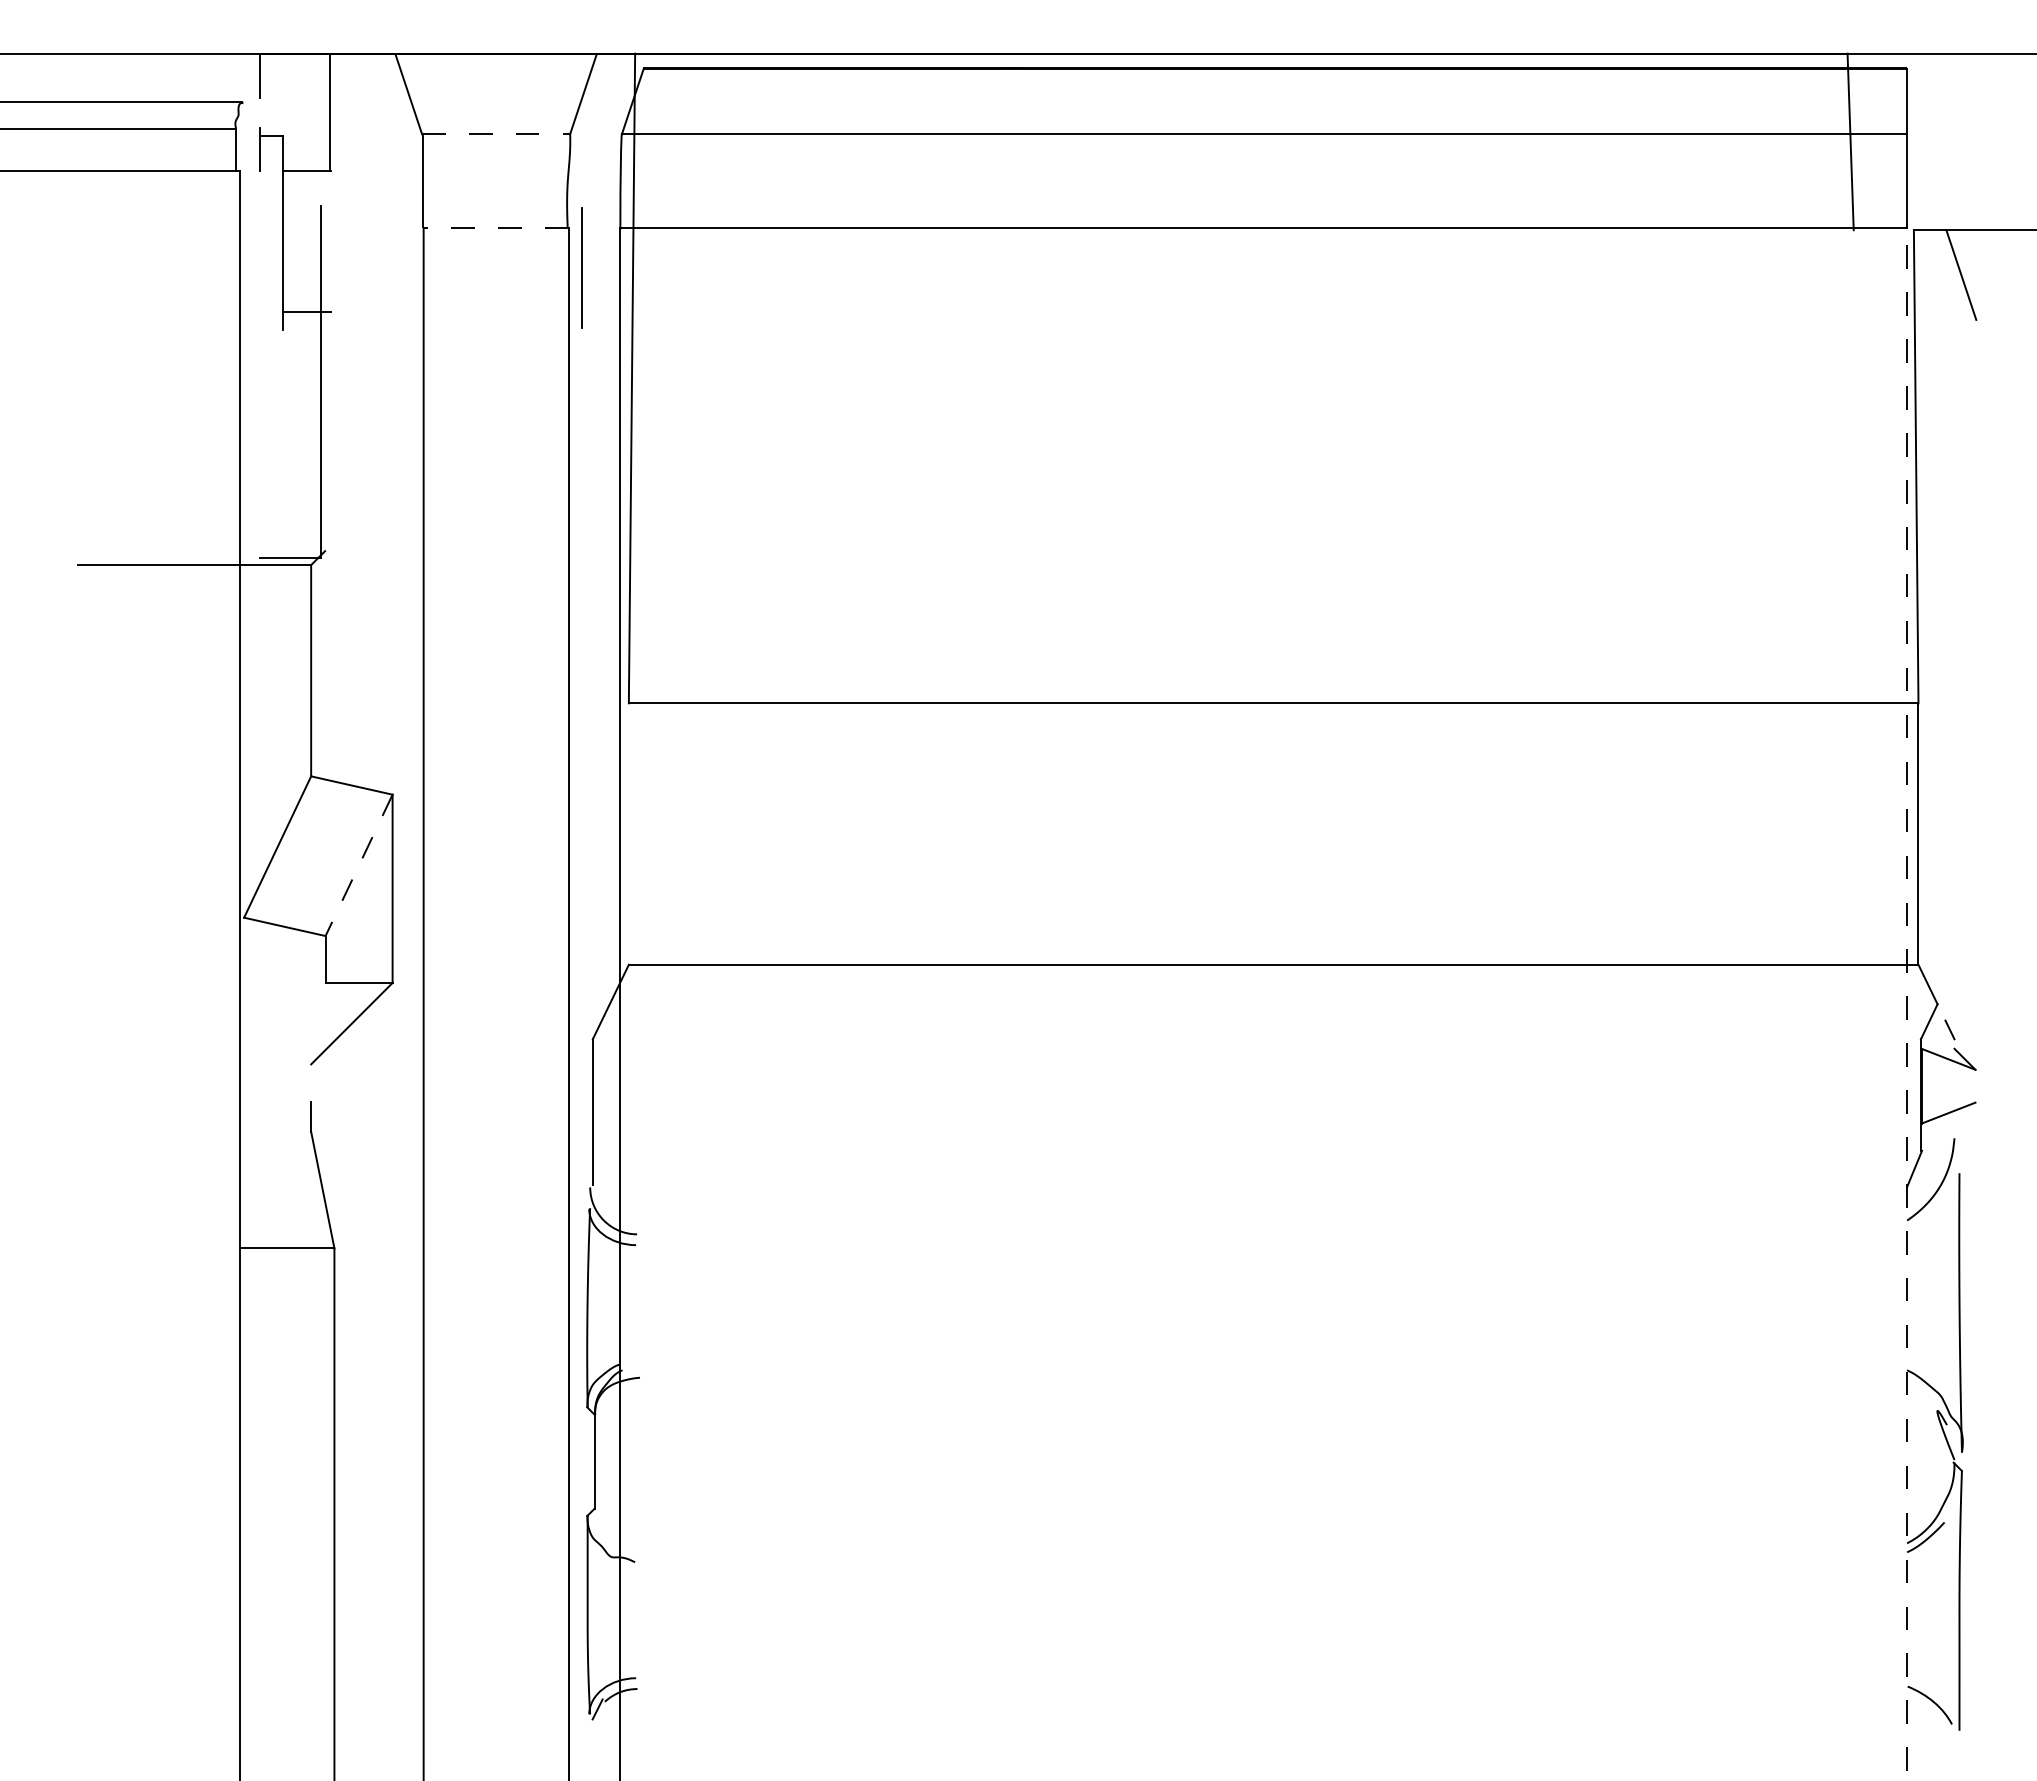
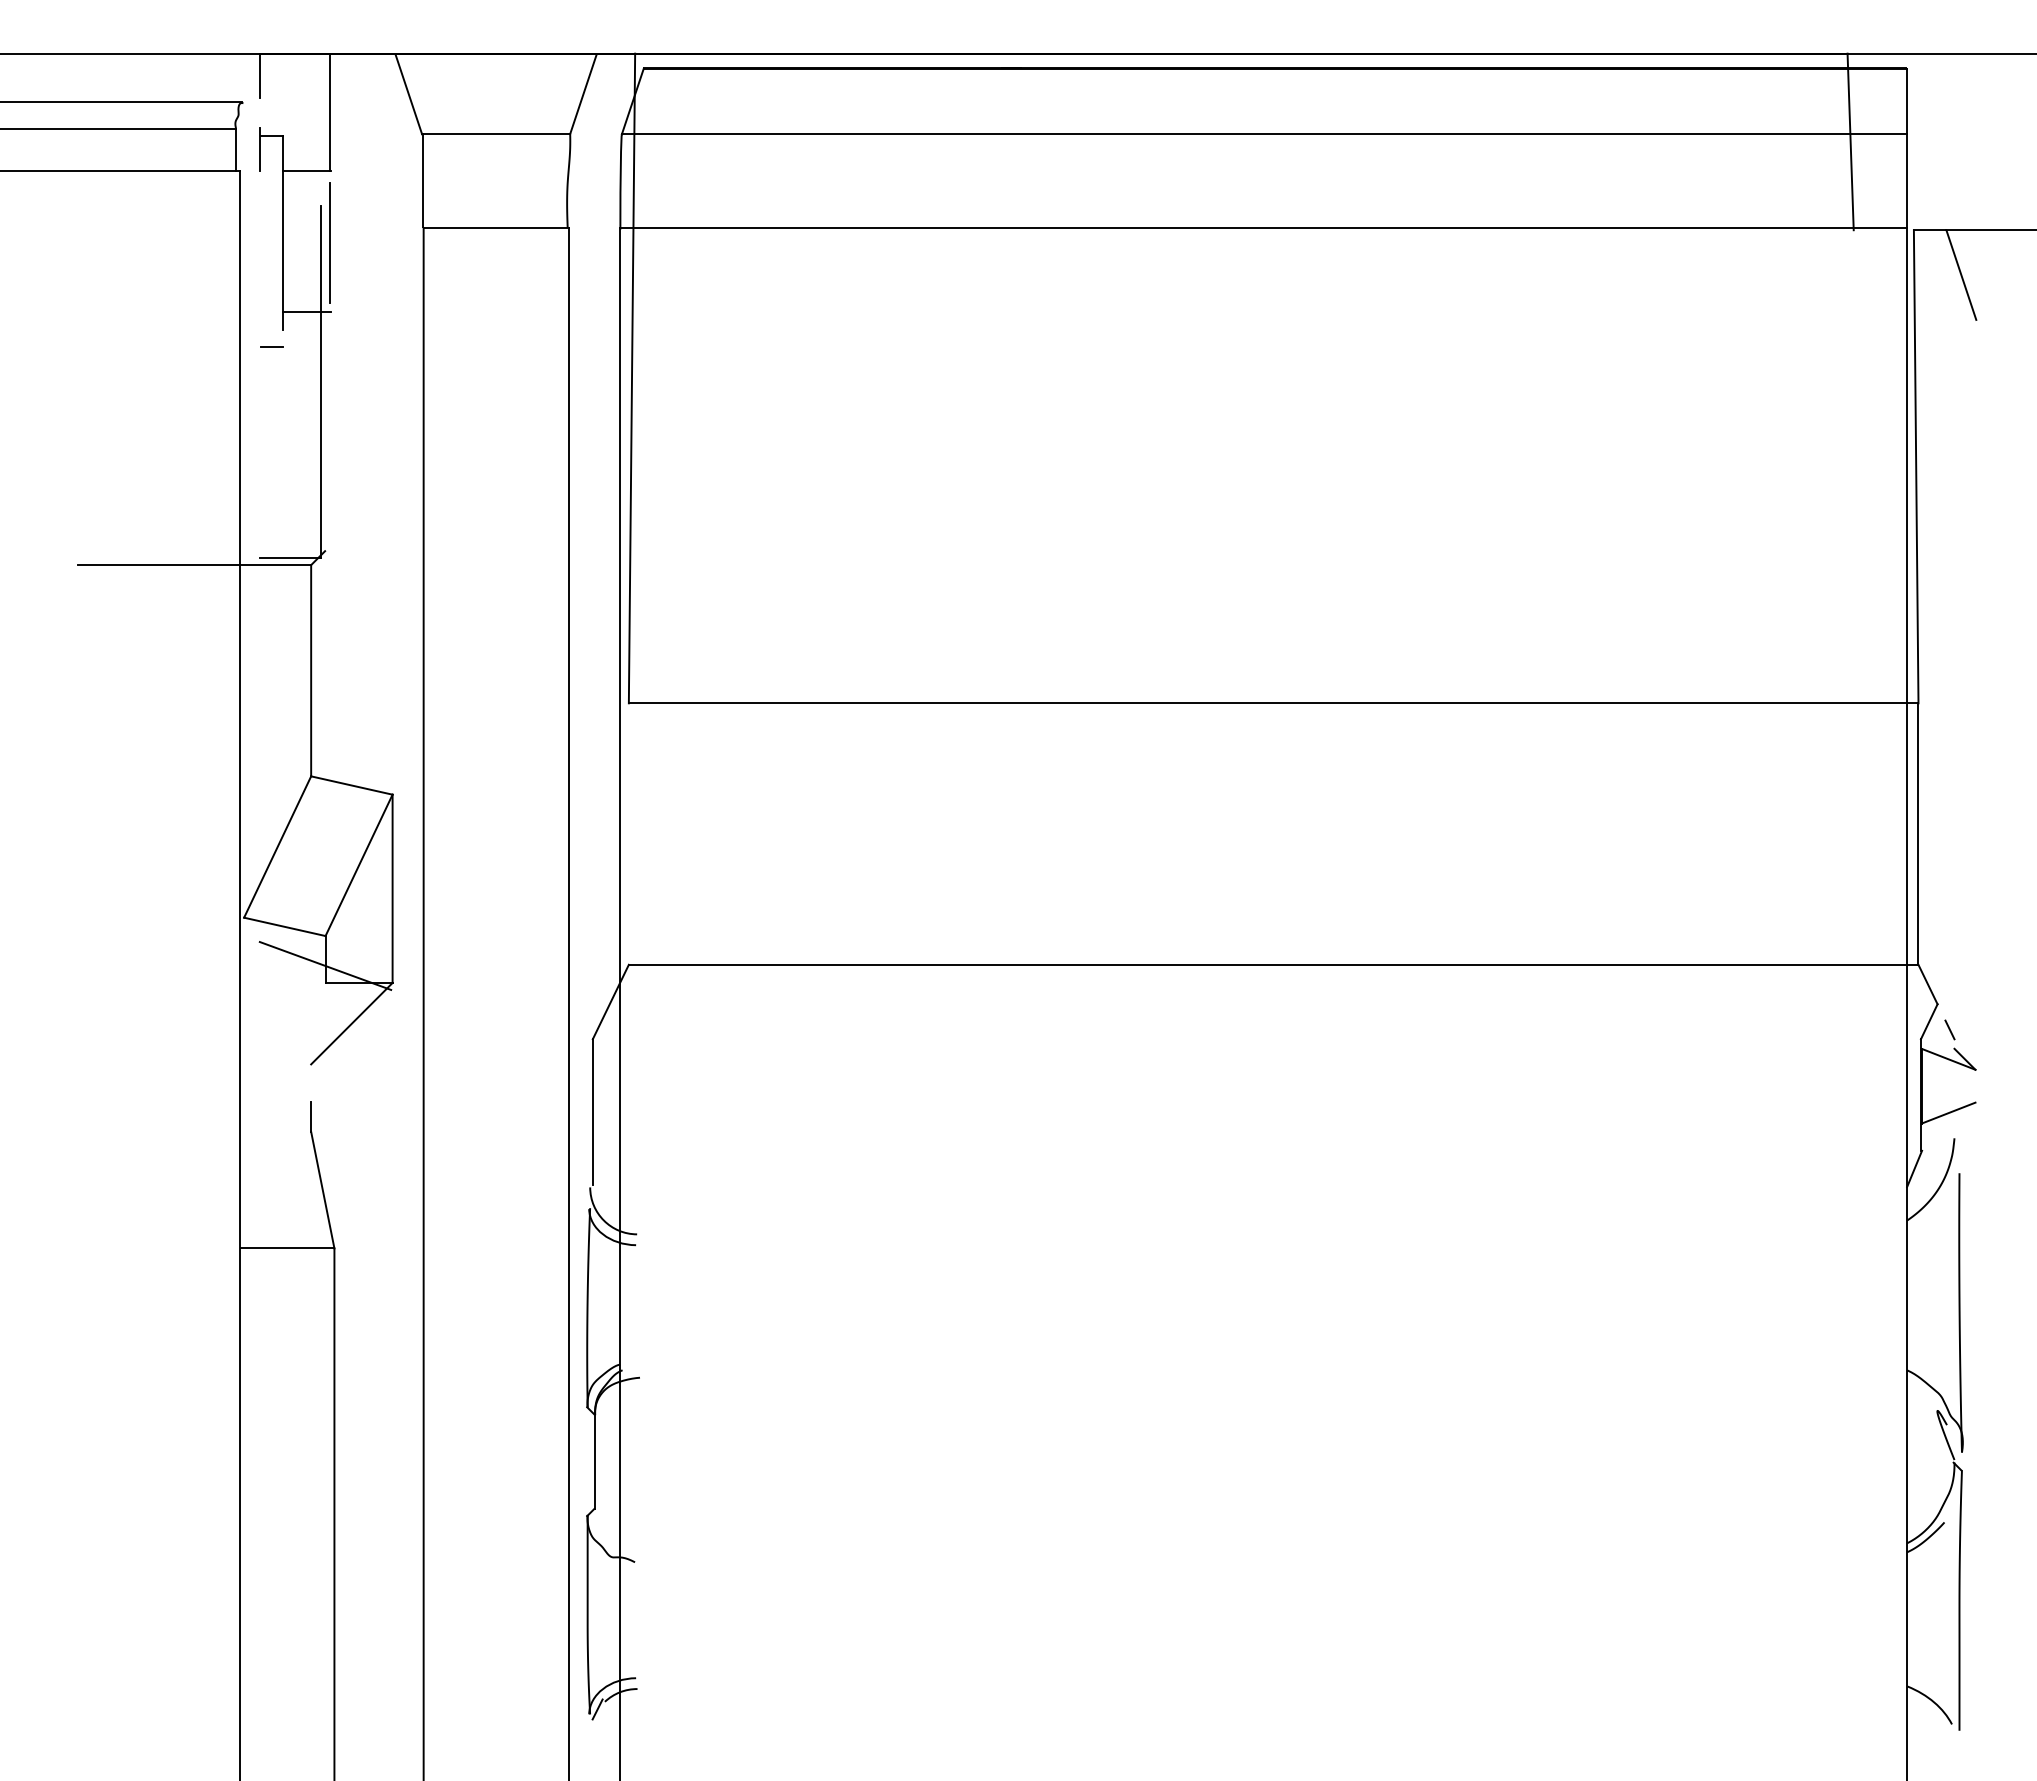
line: dashed -> solid (496, 134)
line: dashed -> solid (495, 228)
line position: (581, 267) -> (329, 242) (329, 242)
line: none -> present (271, 346)
line: dashed -> solid (358, 865)
line: none -> present (325, 965)
line: dashed -> solid (1907, 1003)
